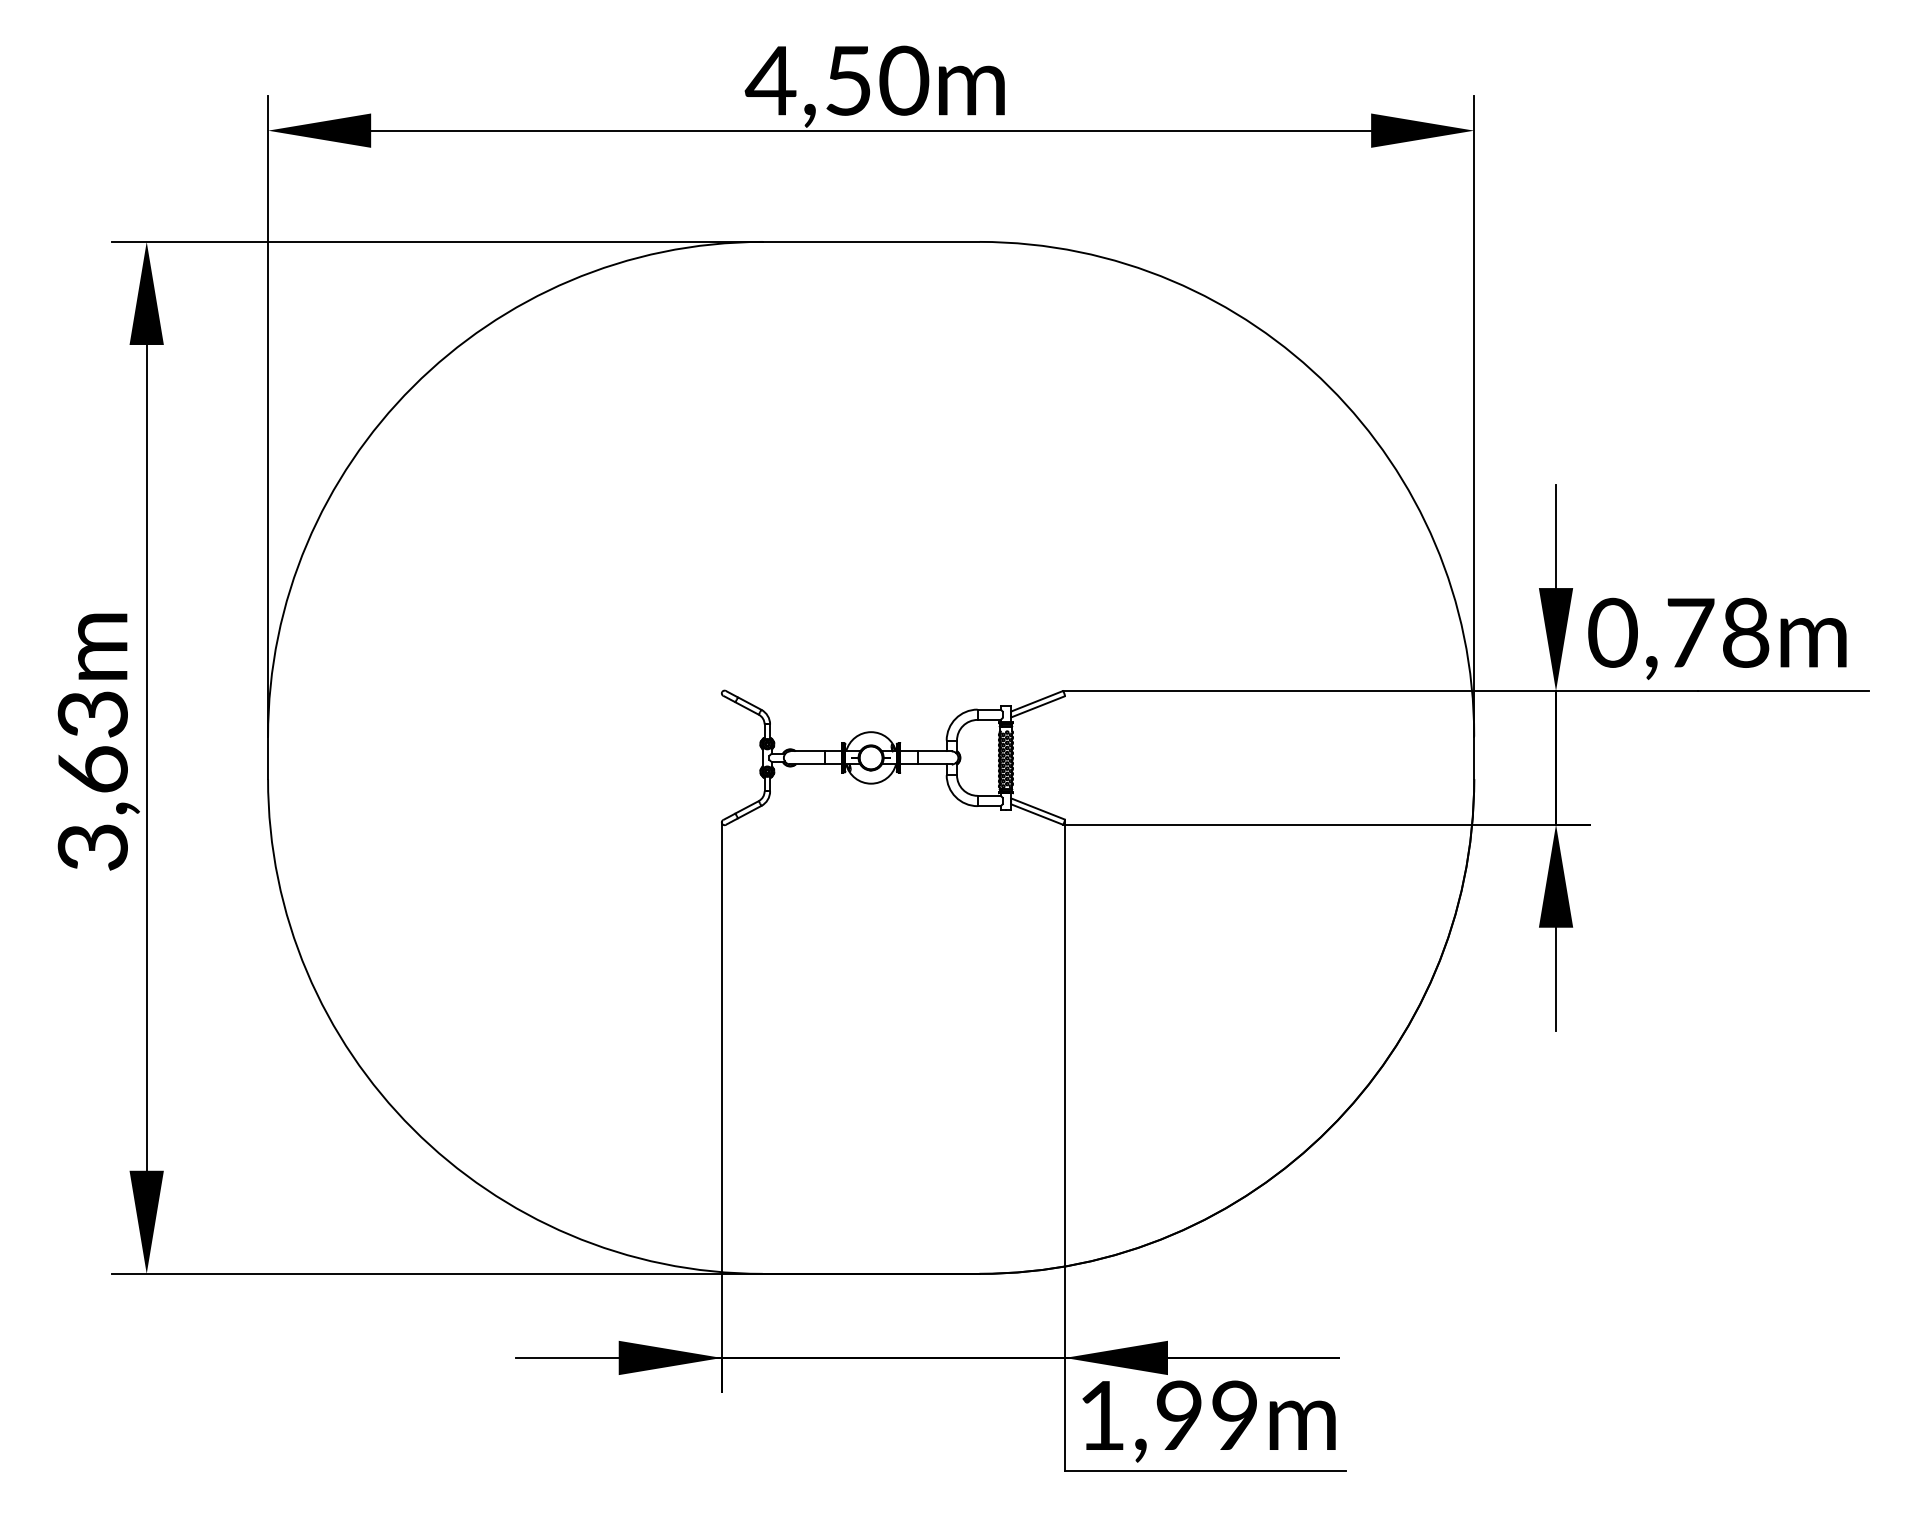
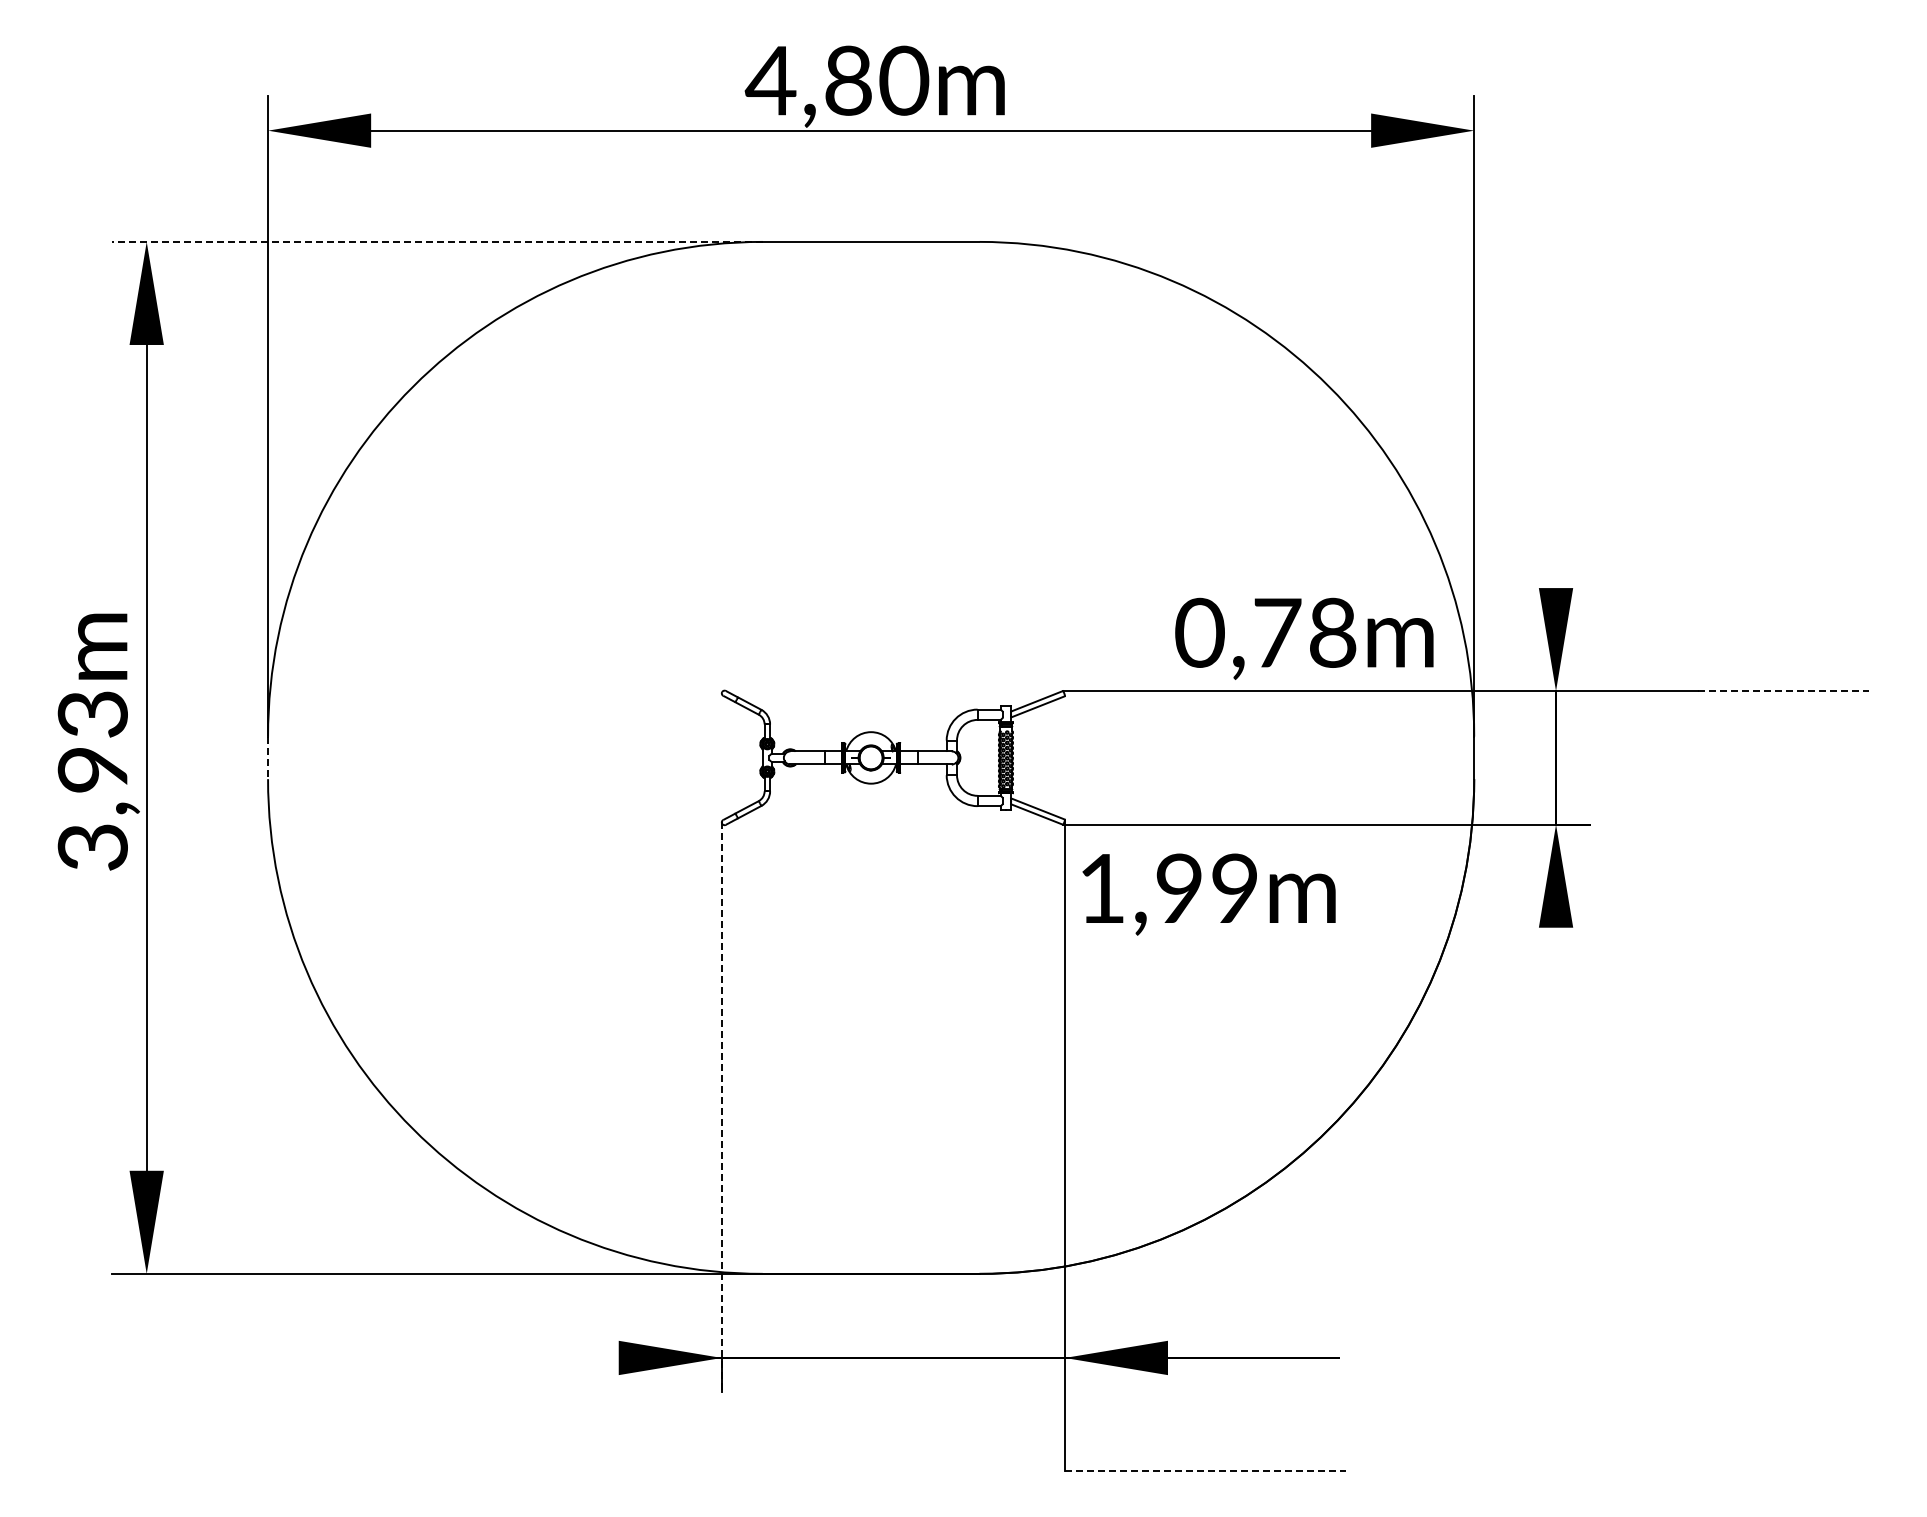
text: 4,50m -> 4,80m (848, 80)
line: solid -> dashed (437, 241)
line: present -> none (1556, 536)
text position: (1717, 638) -> (1304, 638) (1304, 638)
line: solid -> dashed (1783, 691)
line: solid -> dashed (268, 758)
text: 3,63m -> 3,93m (92, 769)
line: present -> none (1556, 978)
line: solid -> dashed (721, 1107)
line: present -> none (566, 1357)
text position: (1208, 1421) -> (1208, 894) (1208, 894)
line: solid -> dashed (1205, 1471)
